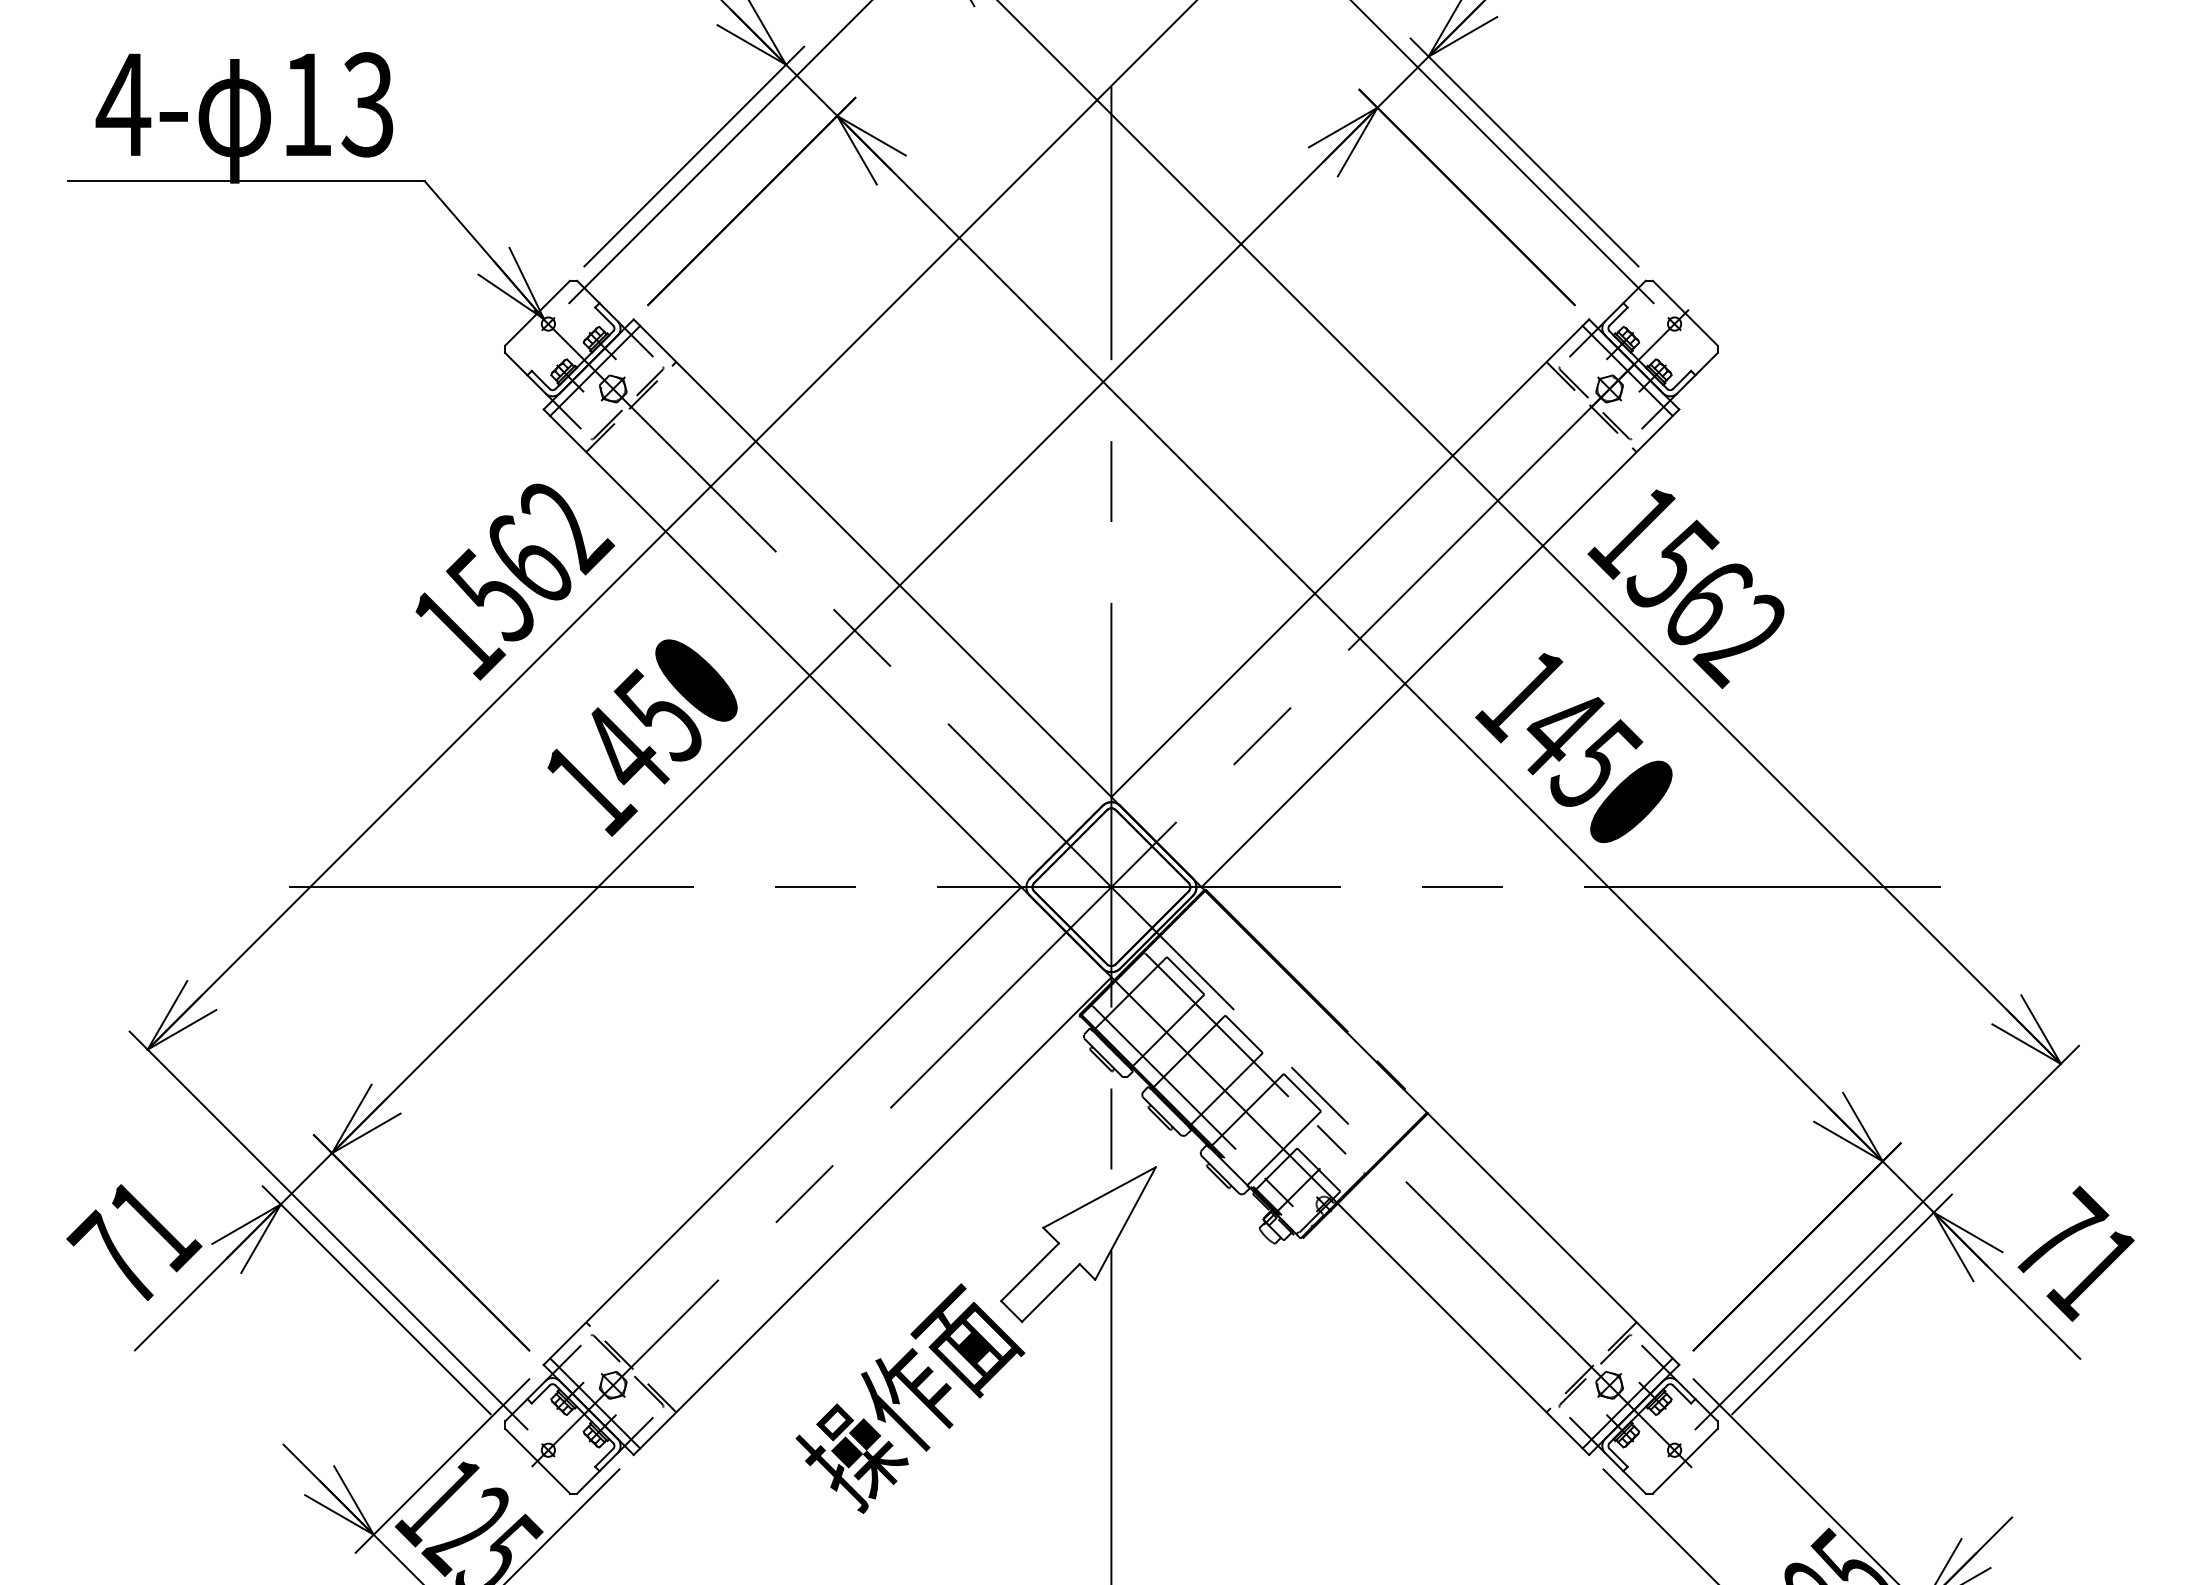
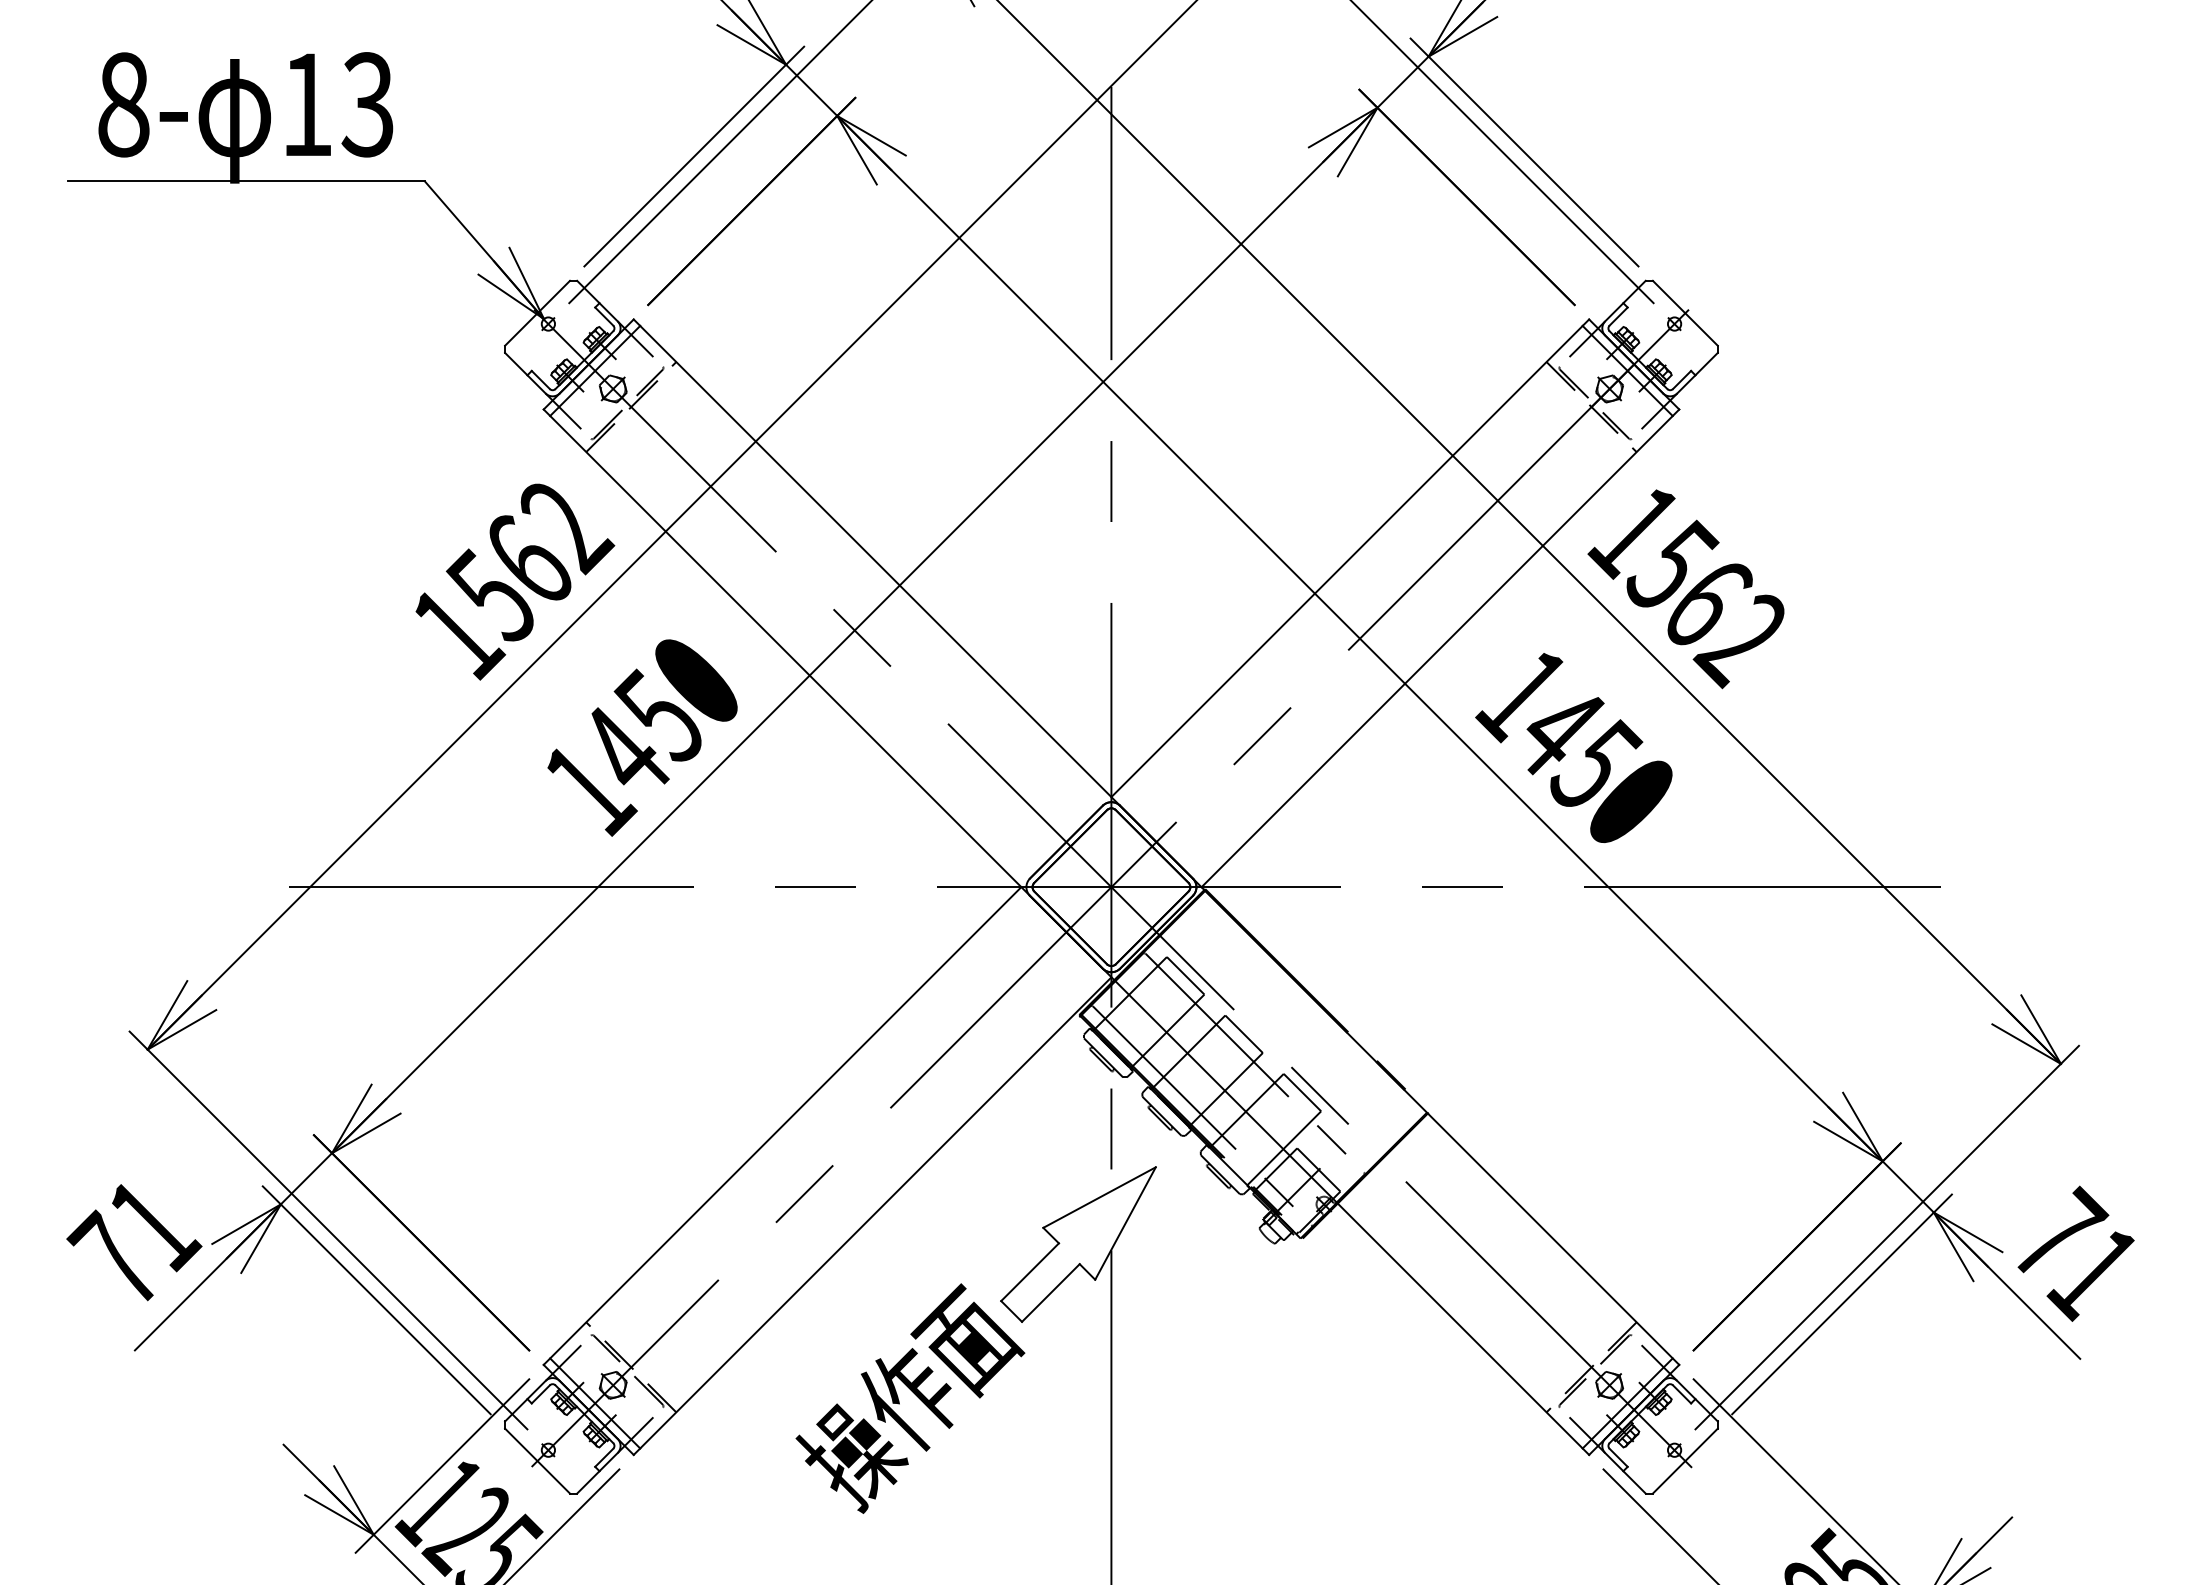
text: 4- -> 8- (123, 104)
